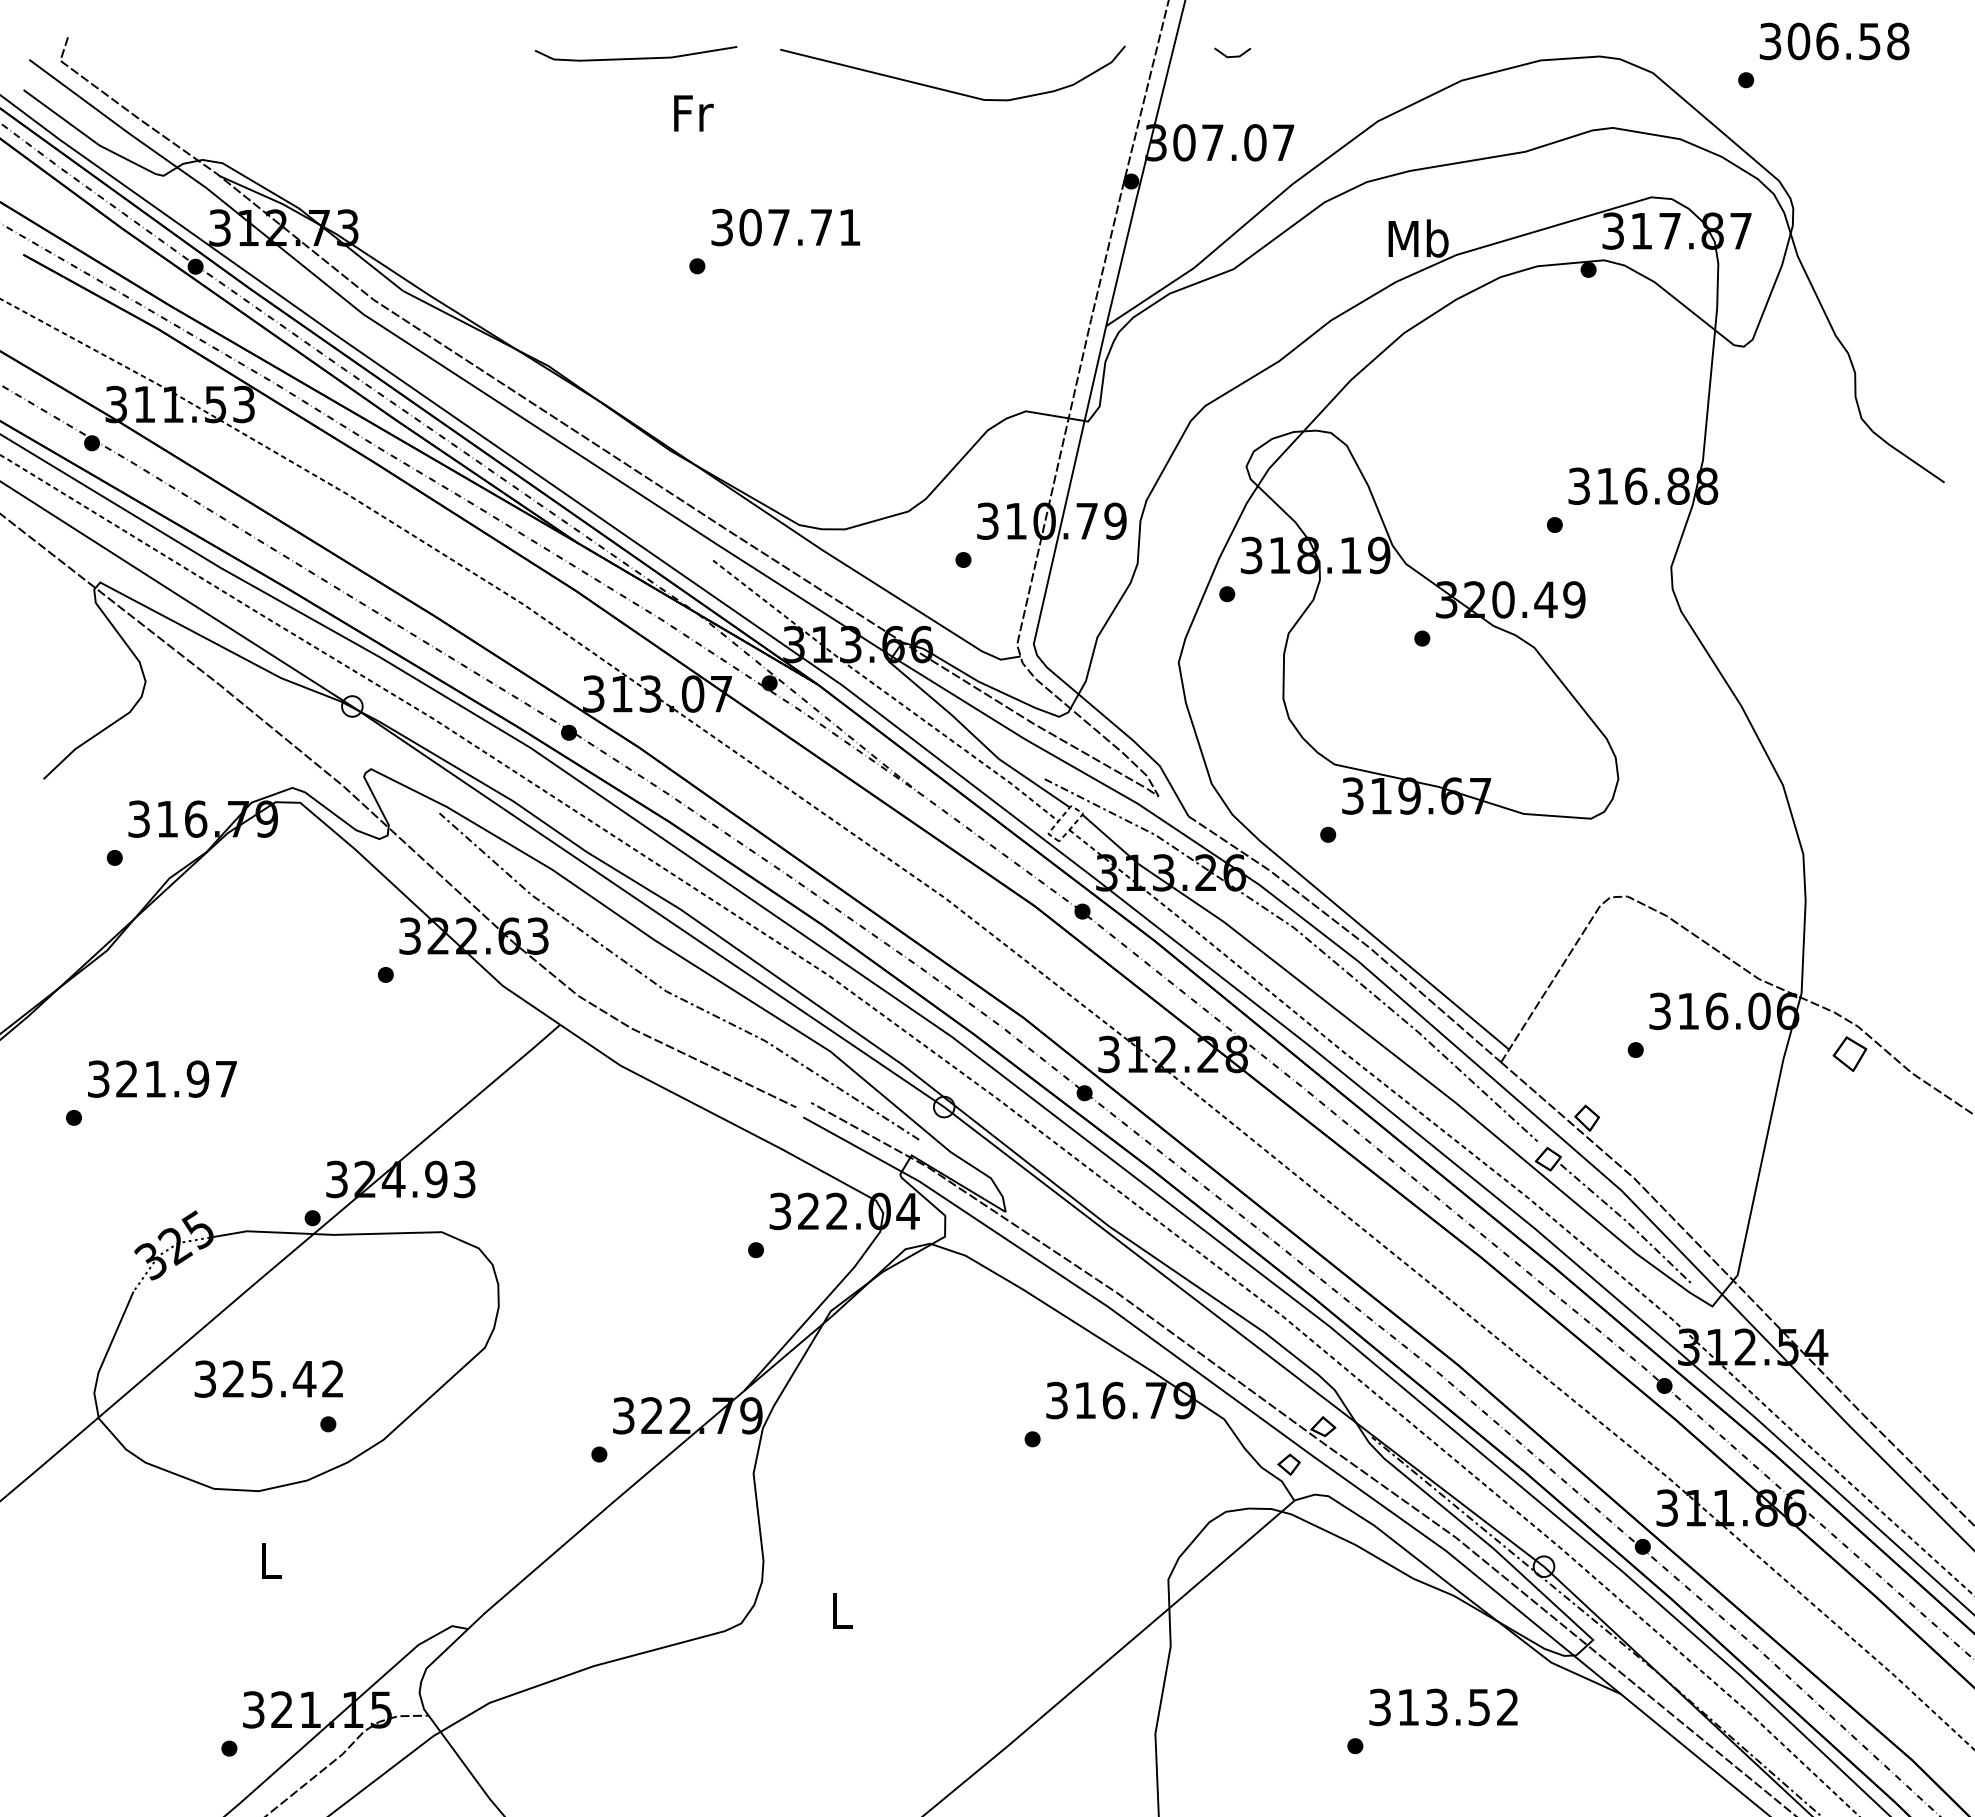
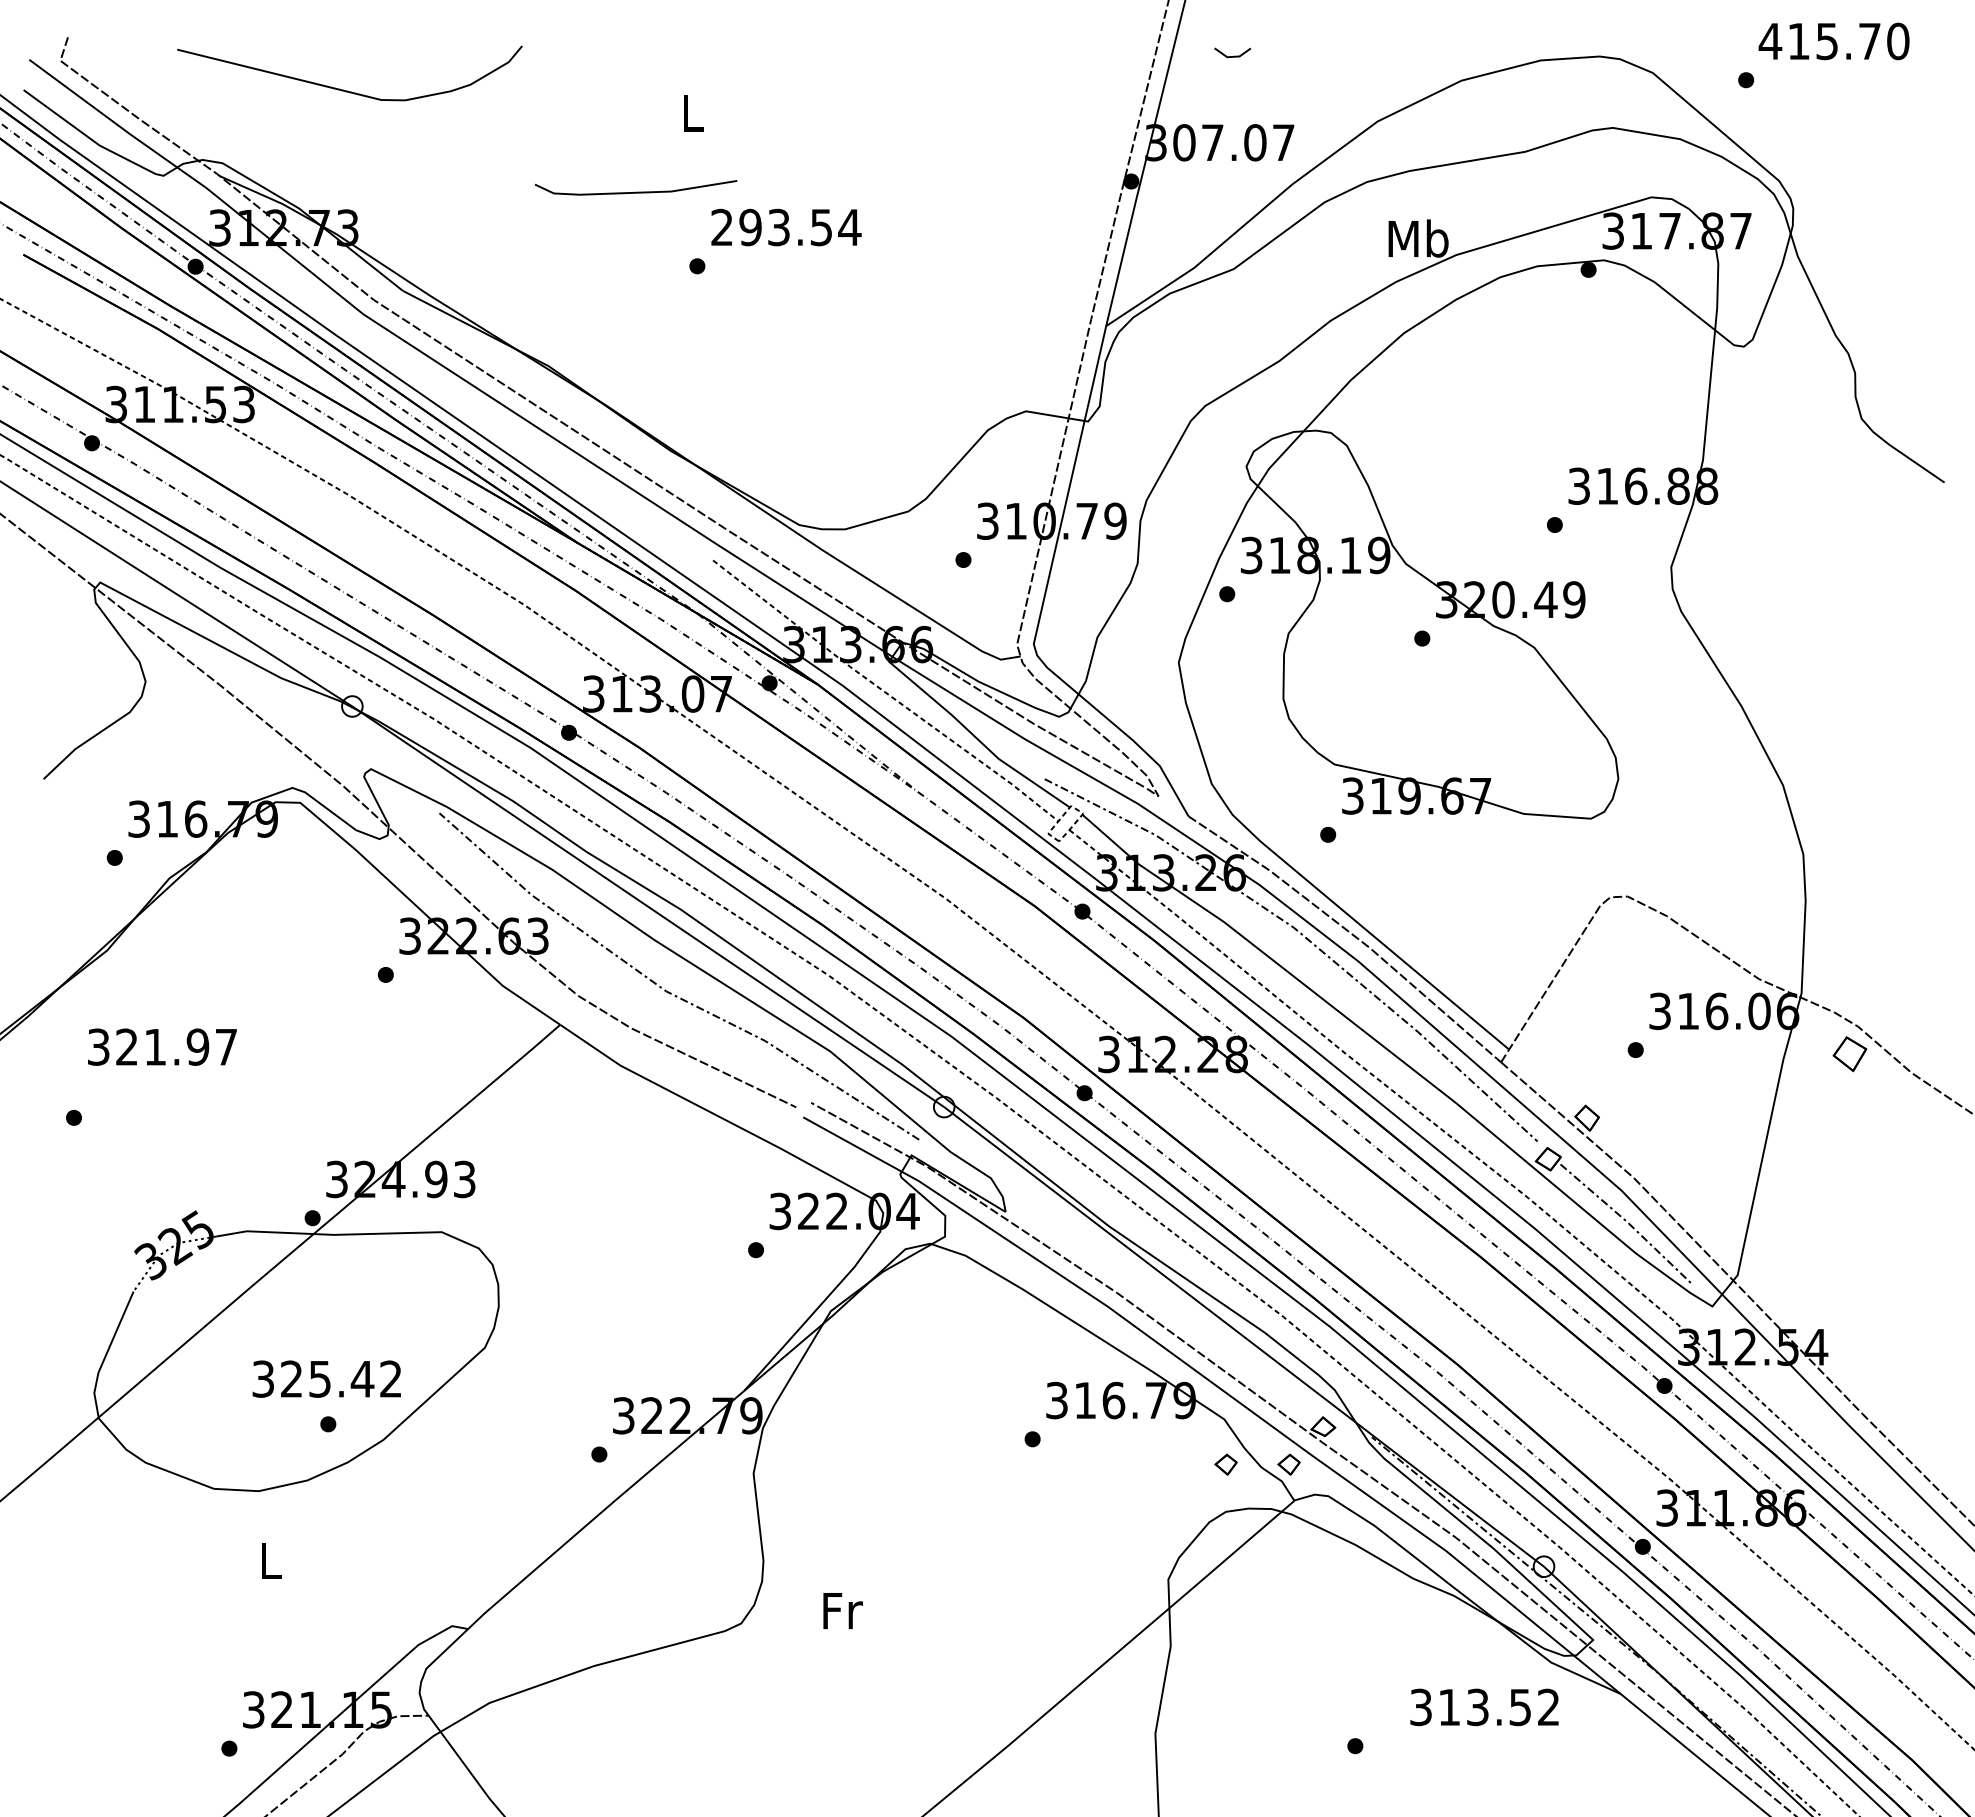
text: 306.58 -> 415.70 (1833, 41)
line position: (635, 57) -> (635, 191) (635, 191)
curve position: (946, 89) -> (343, 89) (343, 89)
text: Fr -> L (693, 113)
text: 307.71 -> 293.54 (786, 227)
text position: (162, 1078) -> (162, 1046) (162, 1046)
text position: (268, 1378) -> (326, 1378) (326, 1378)
part: none -> present (1225, 1464)
text: L -> Fr (842, 1611)
text position: (1443, 1707) -> (1484, 1707) (1484, 1707)
